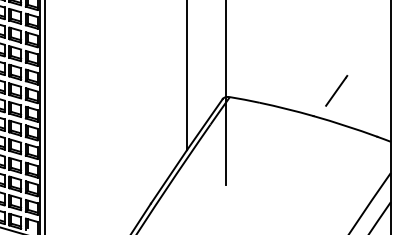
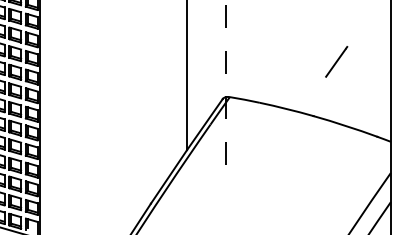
line position: (336, 90) -> (336, 61) (336, 61)
line: solid -> dashed (225, 93)
line: present -> none (45, 116)
